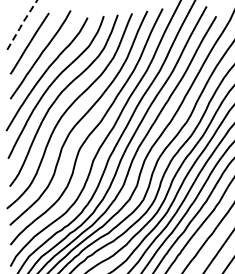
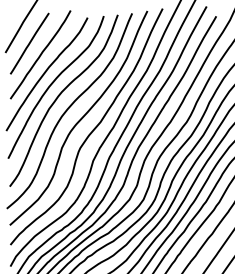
line: dashed -> solid (20, 26)
